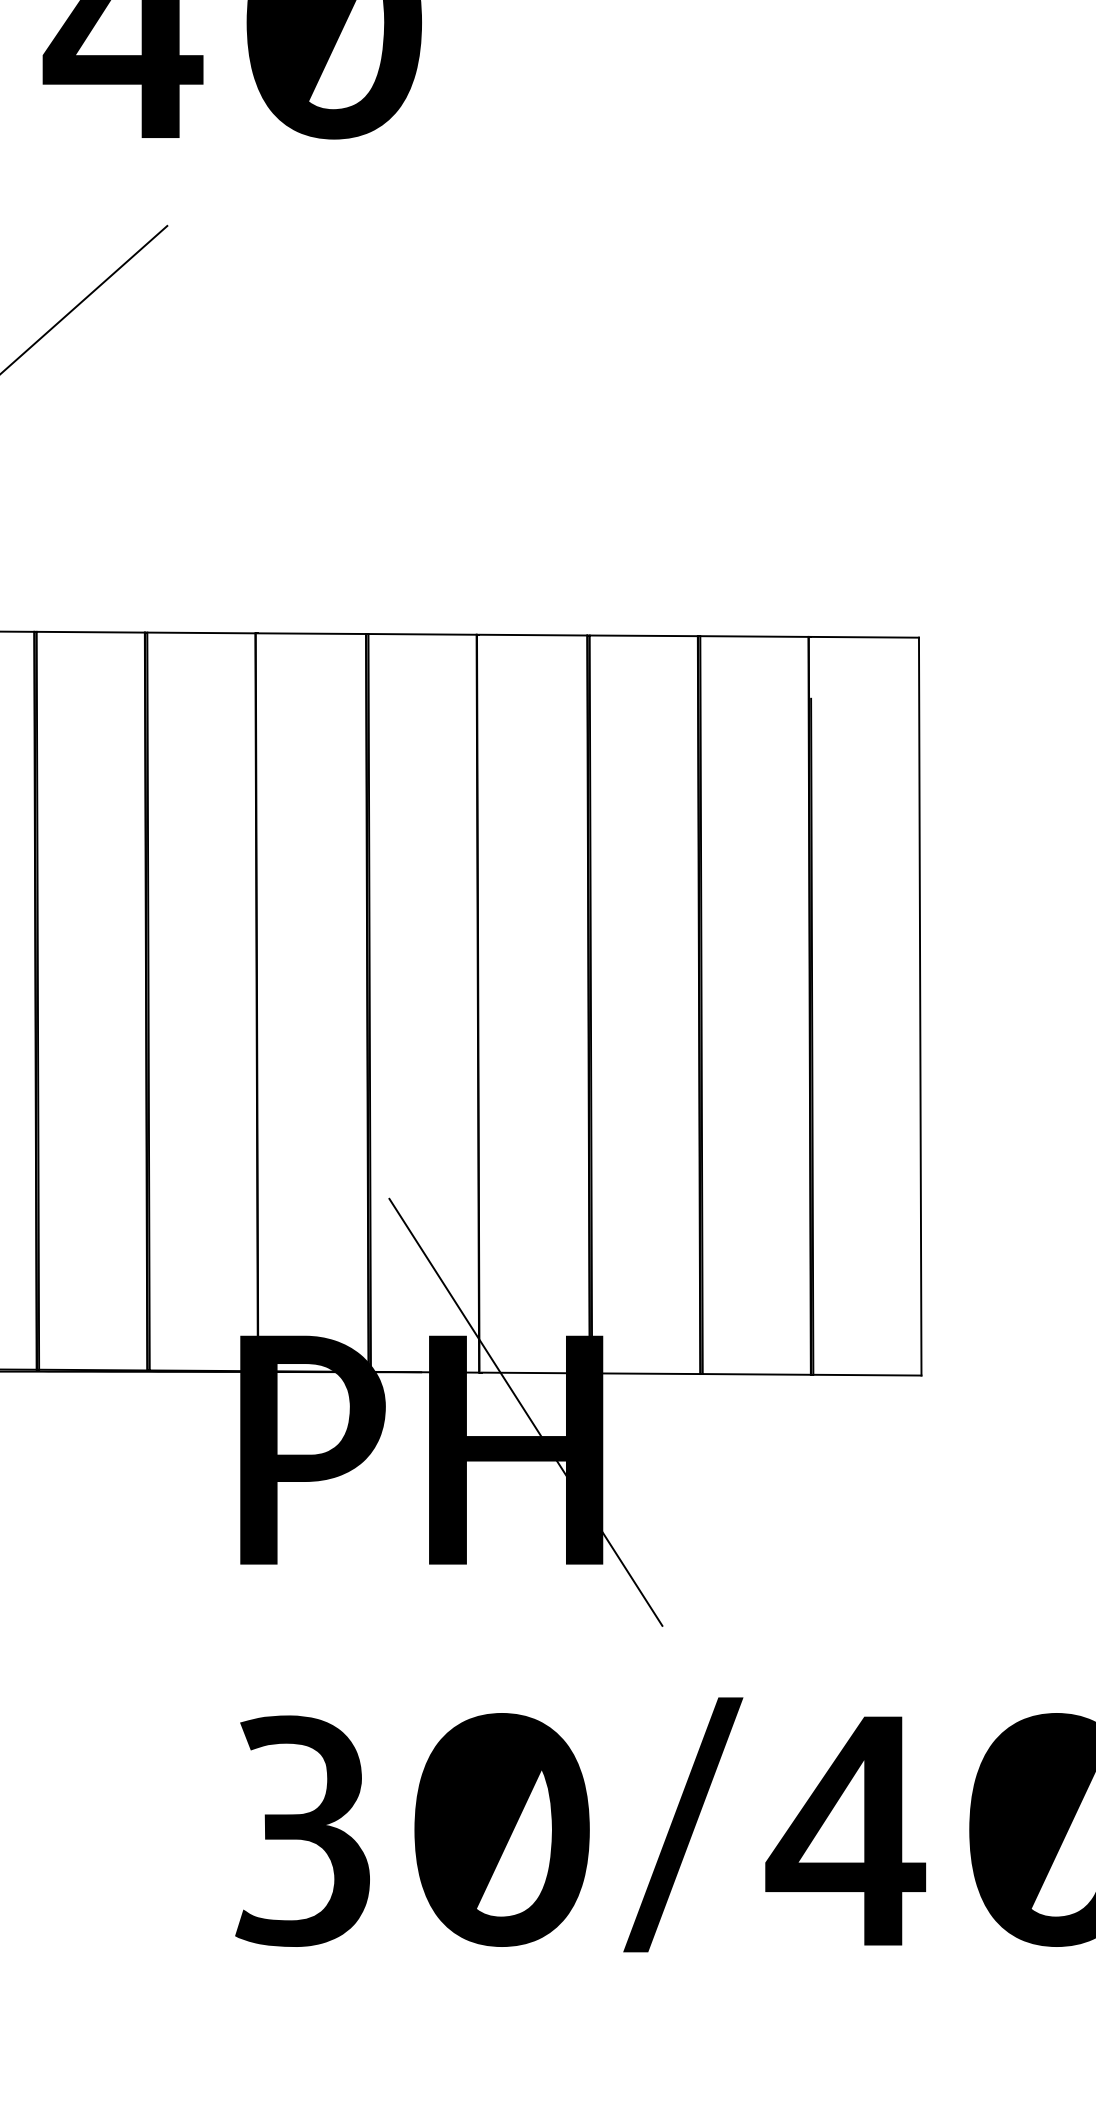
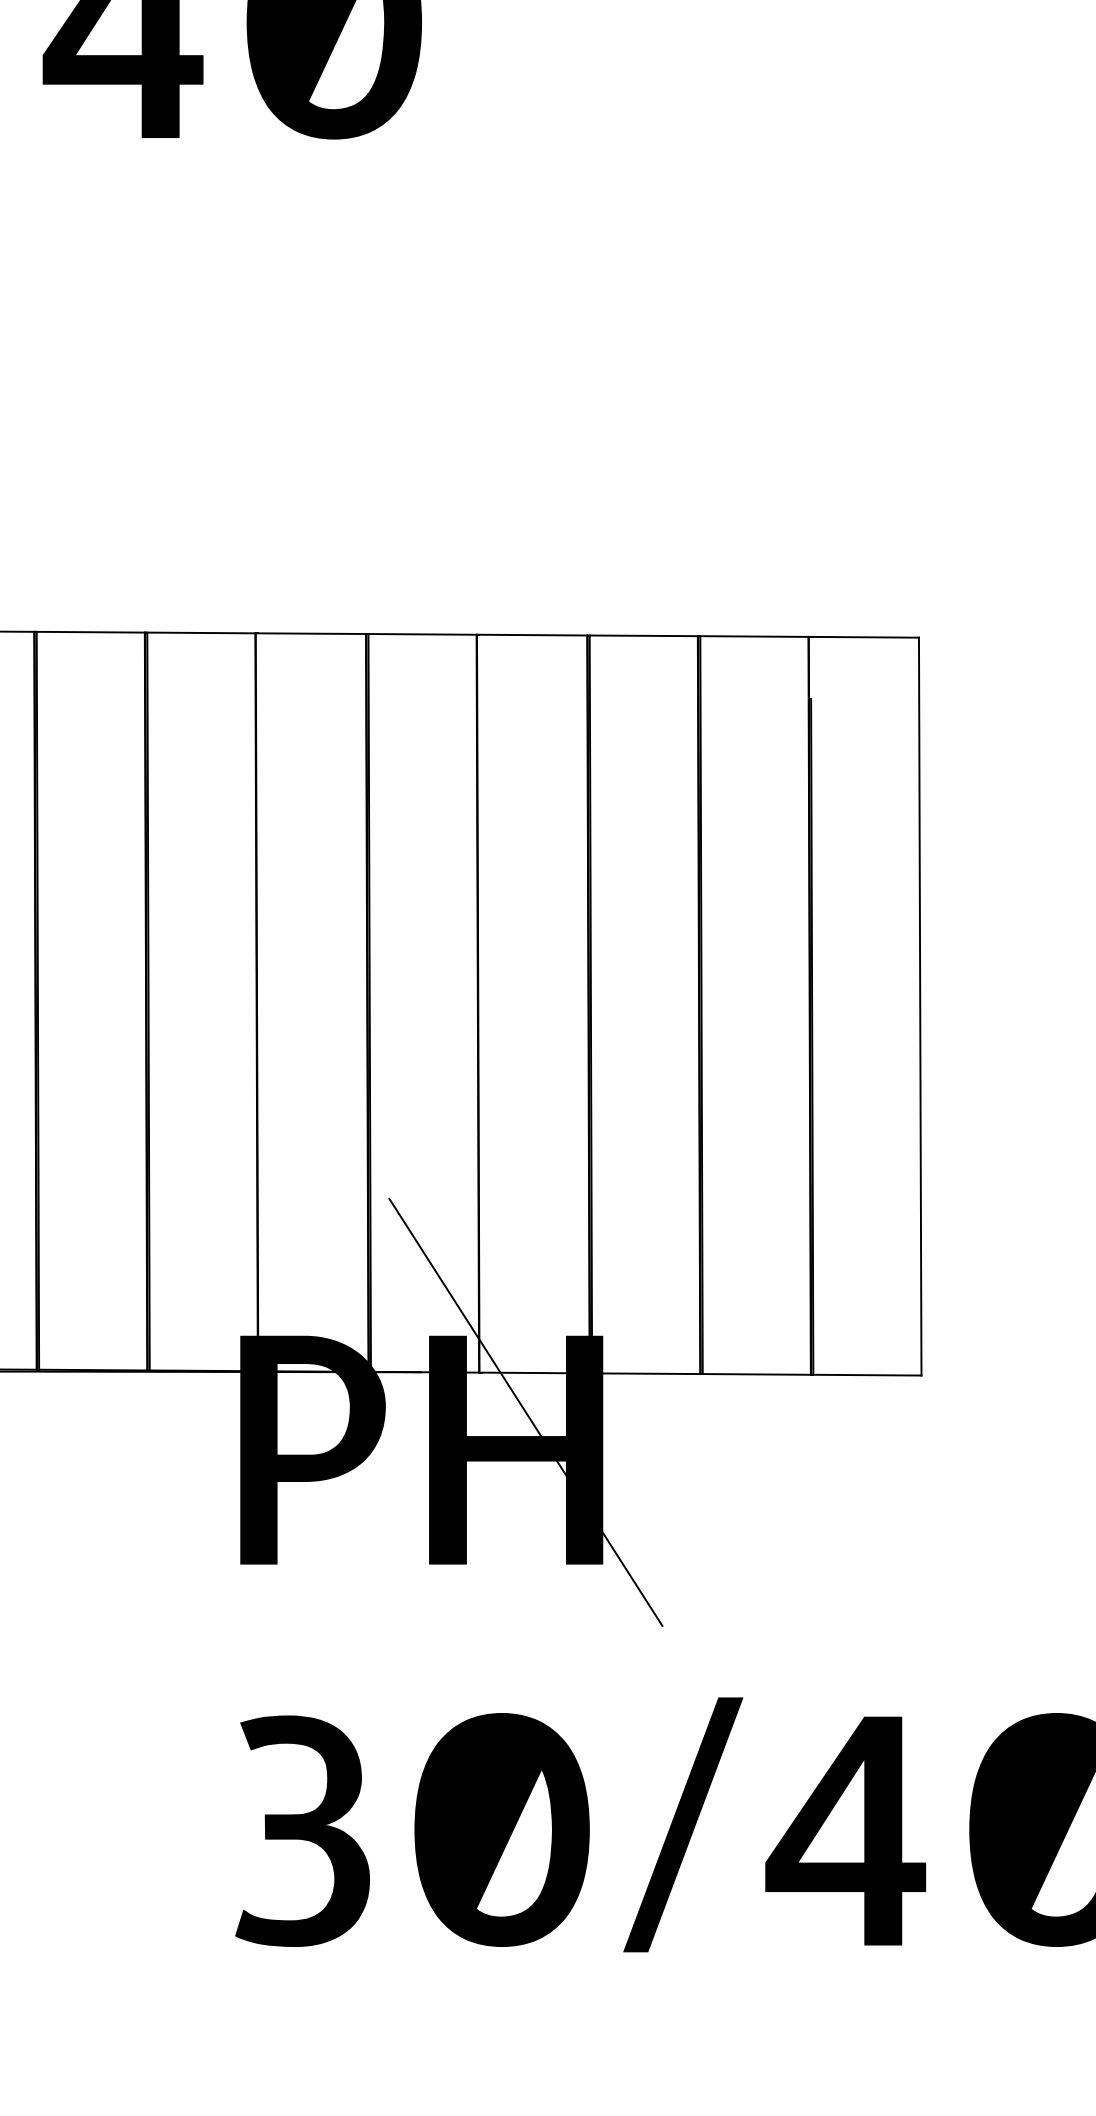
line: present -> none (84, 298)
